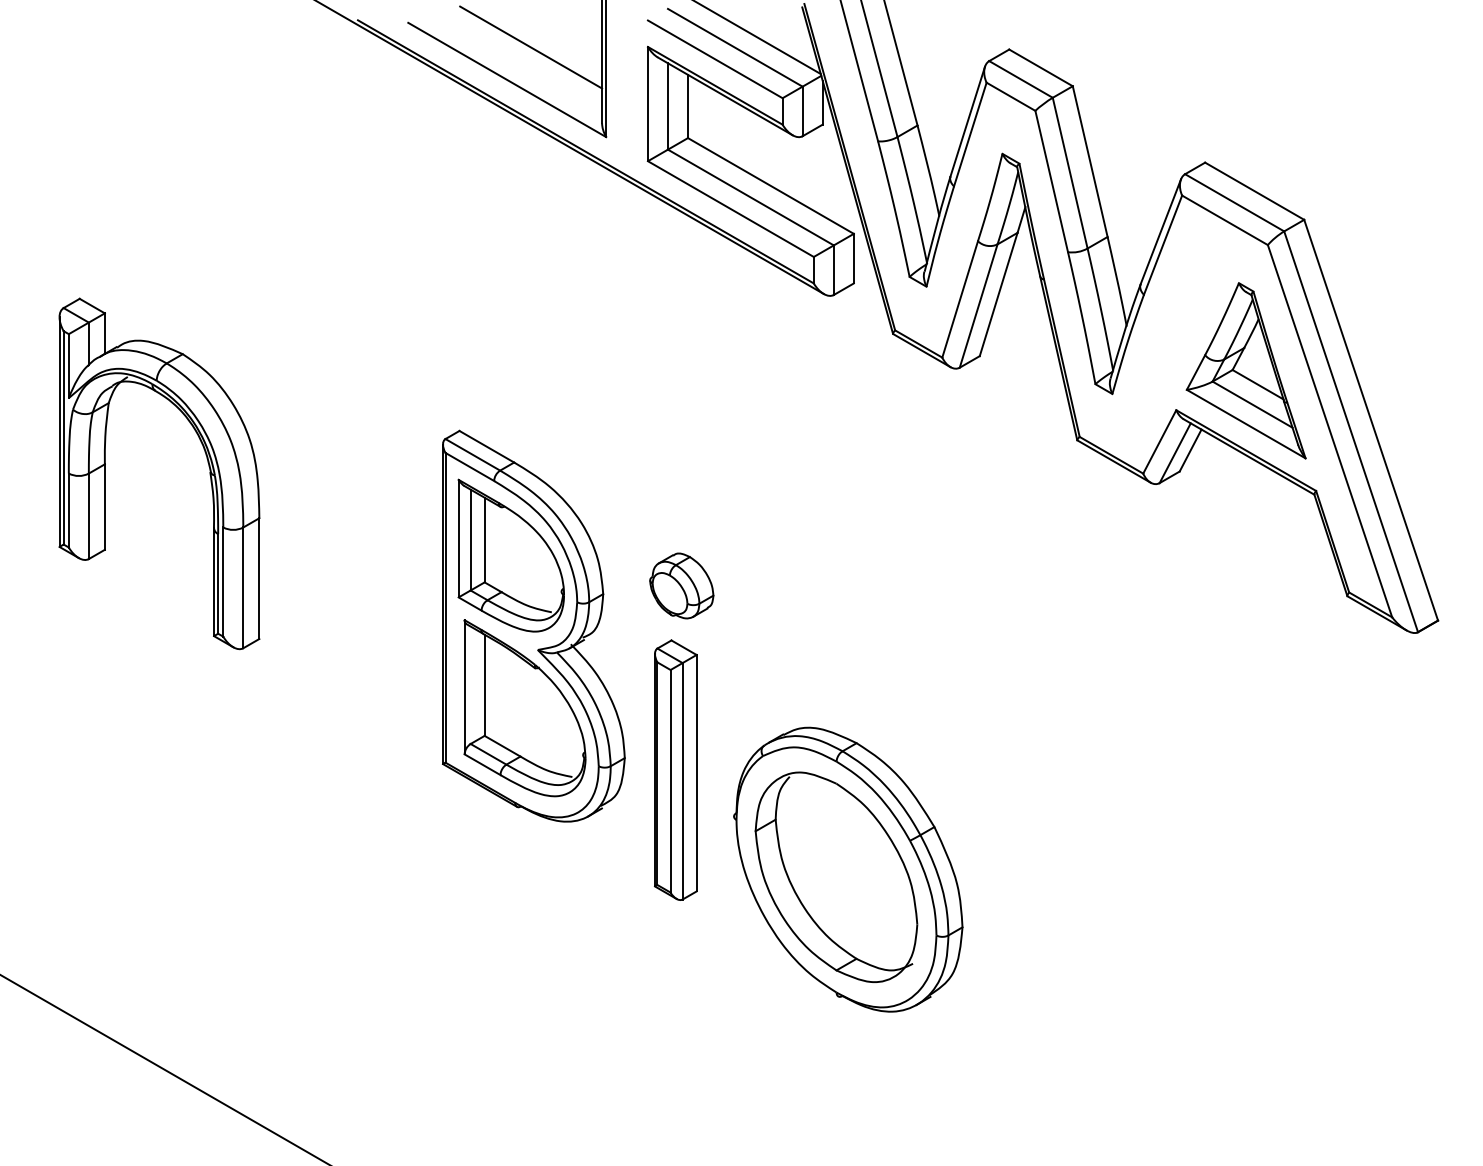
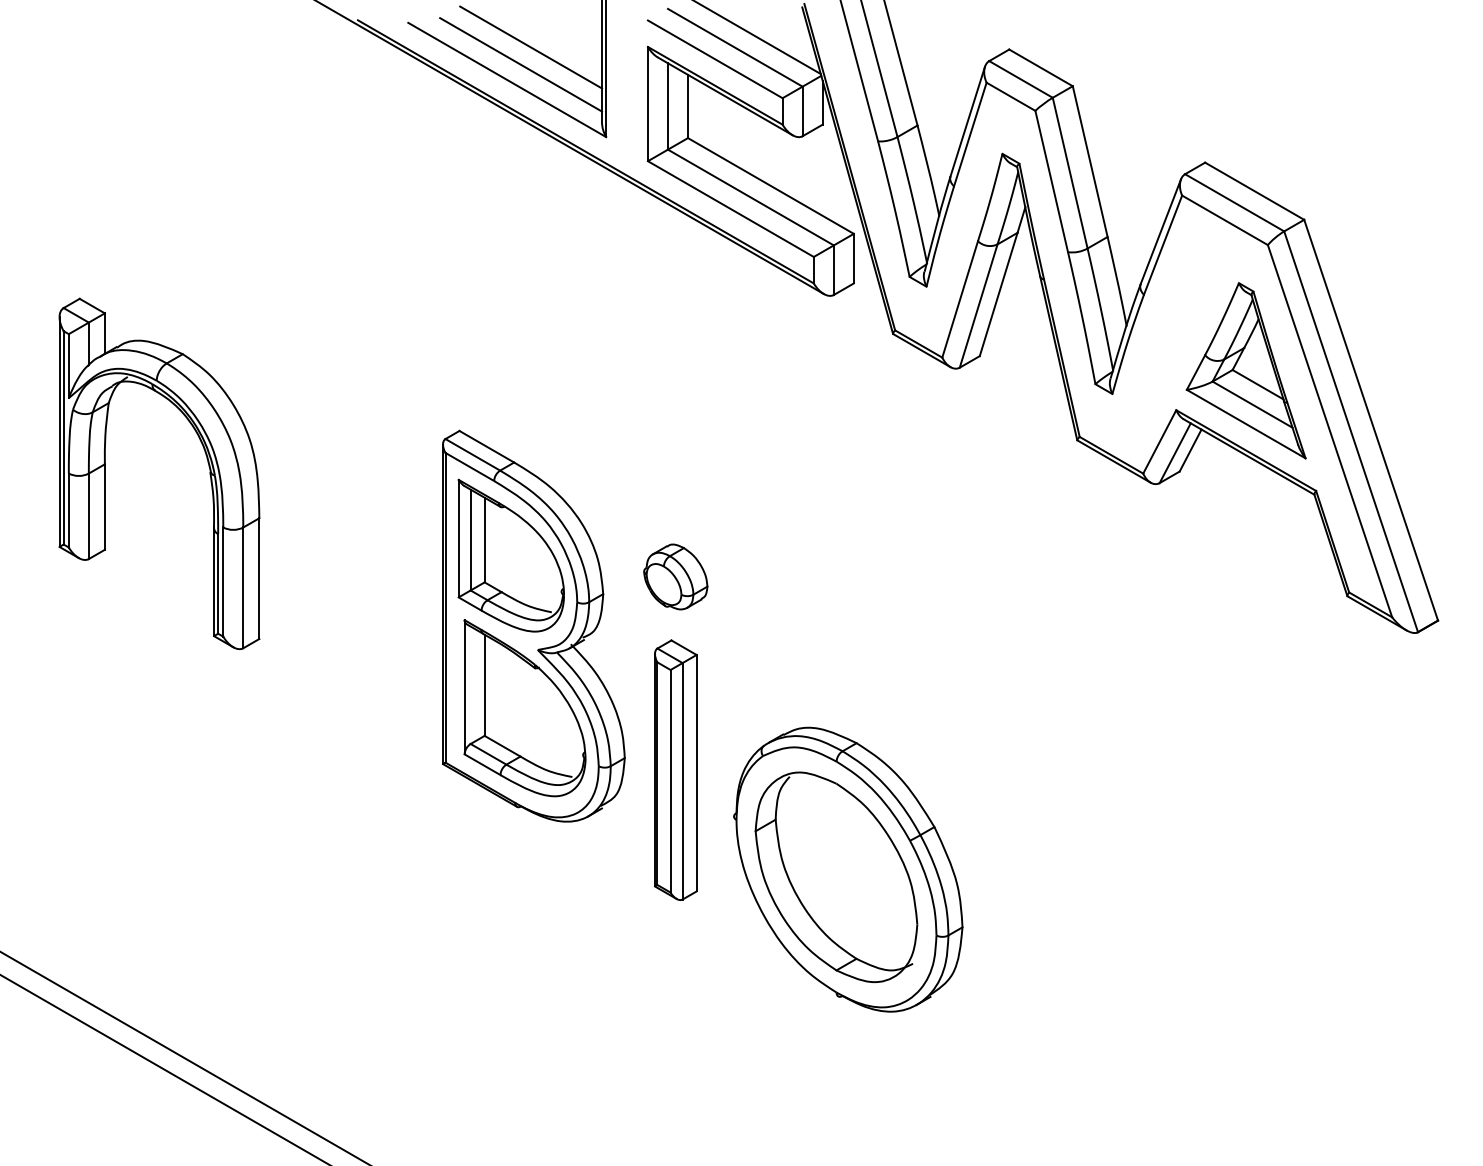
line: none -> present (521, 64)
part position: (681, 585) -> (675, 576) (675, 576)
line: none -> present (184, 1057)
